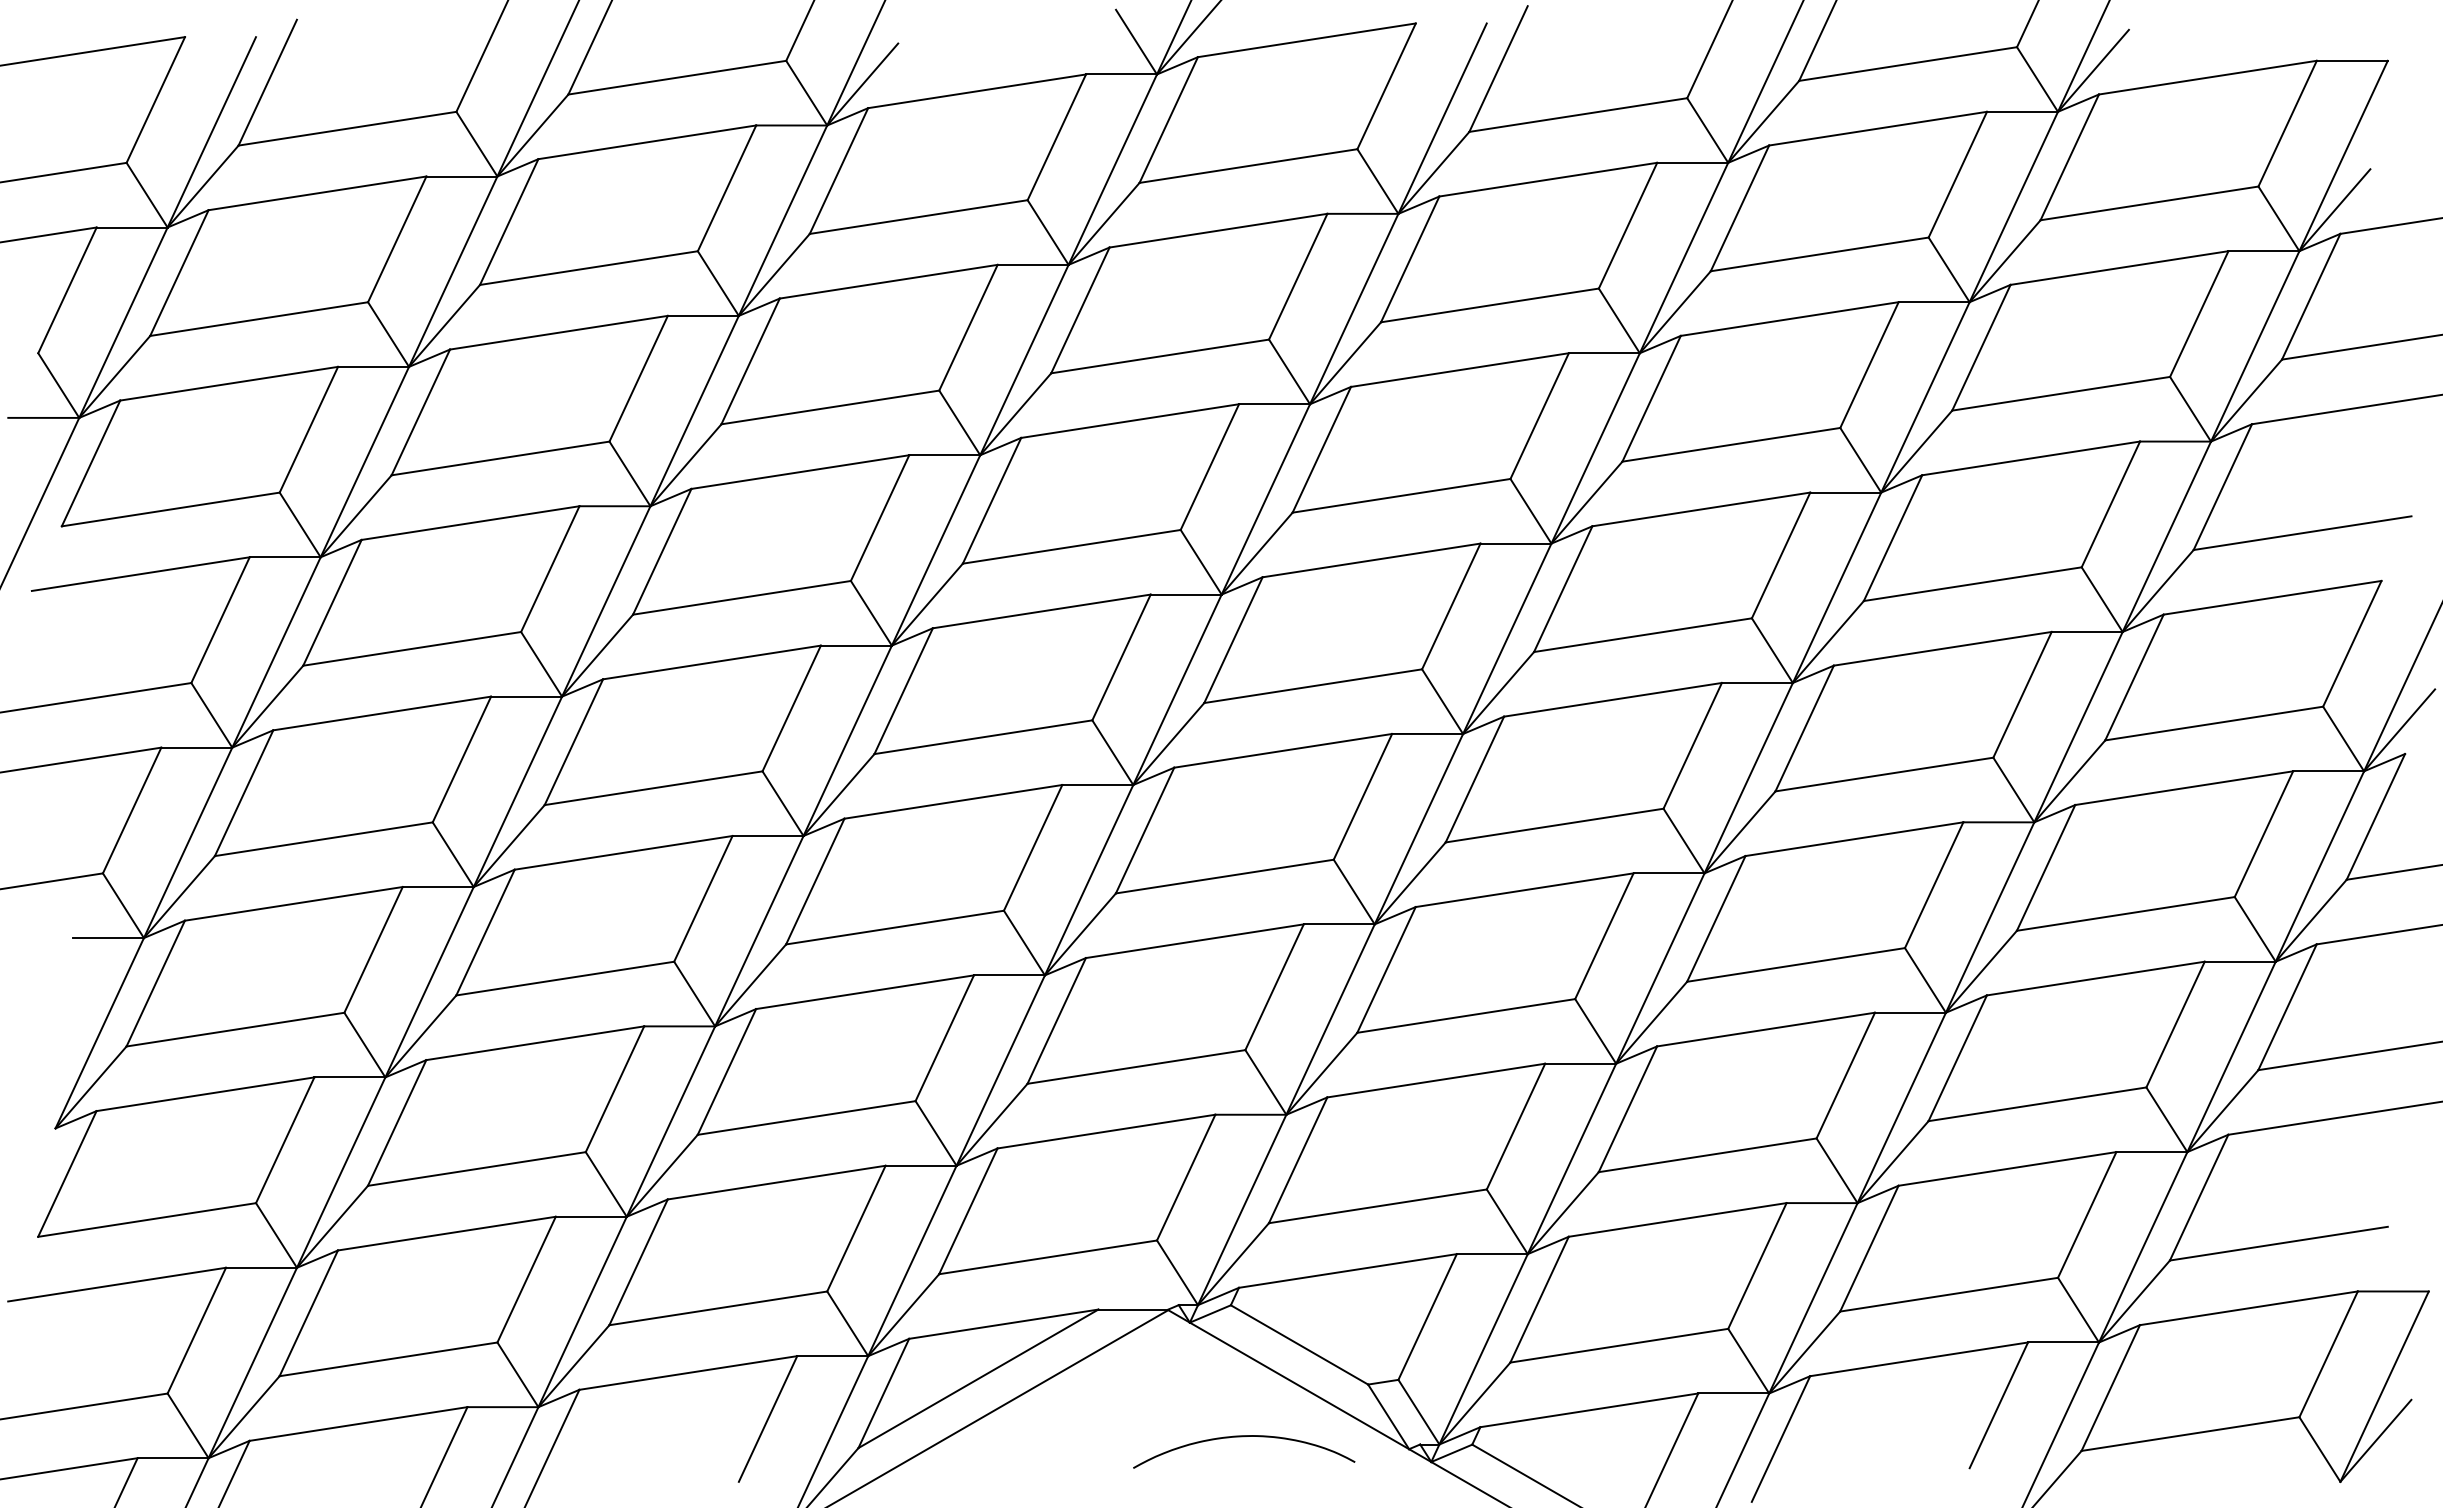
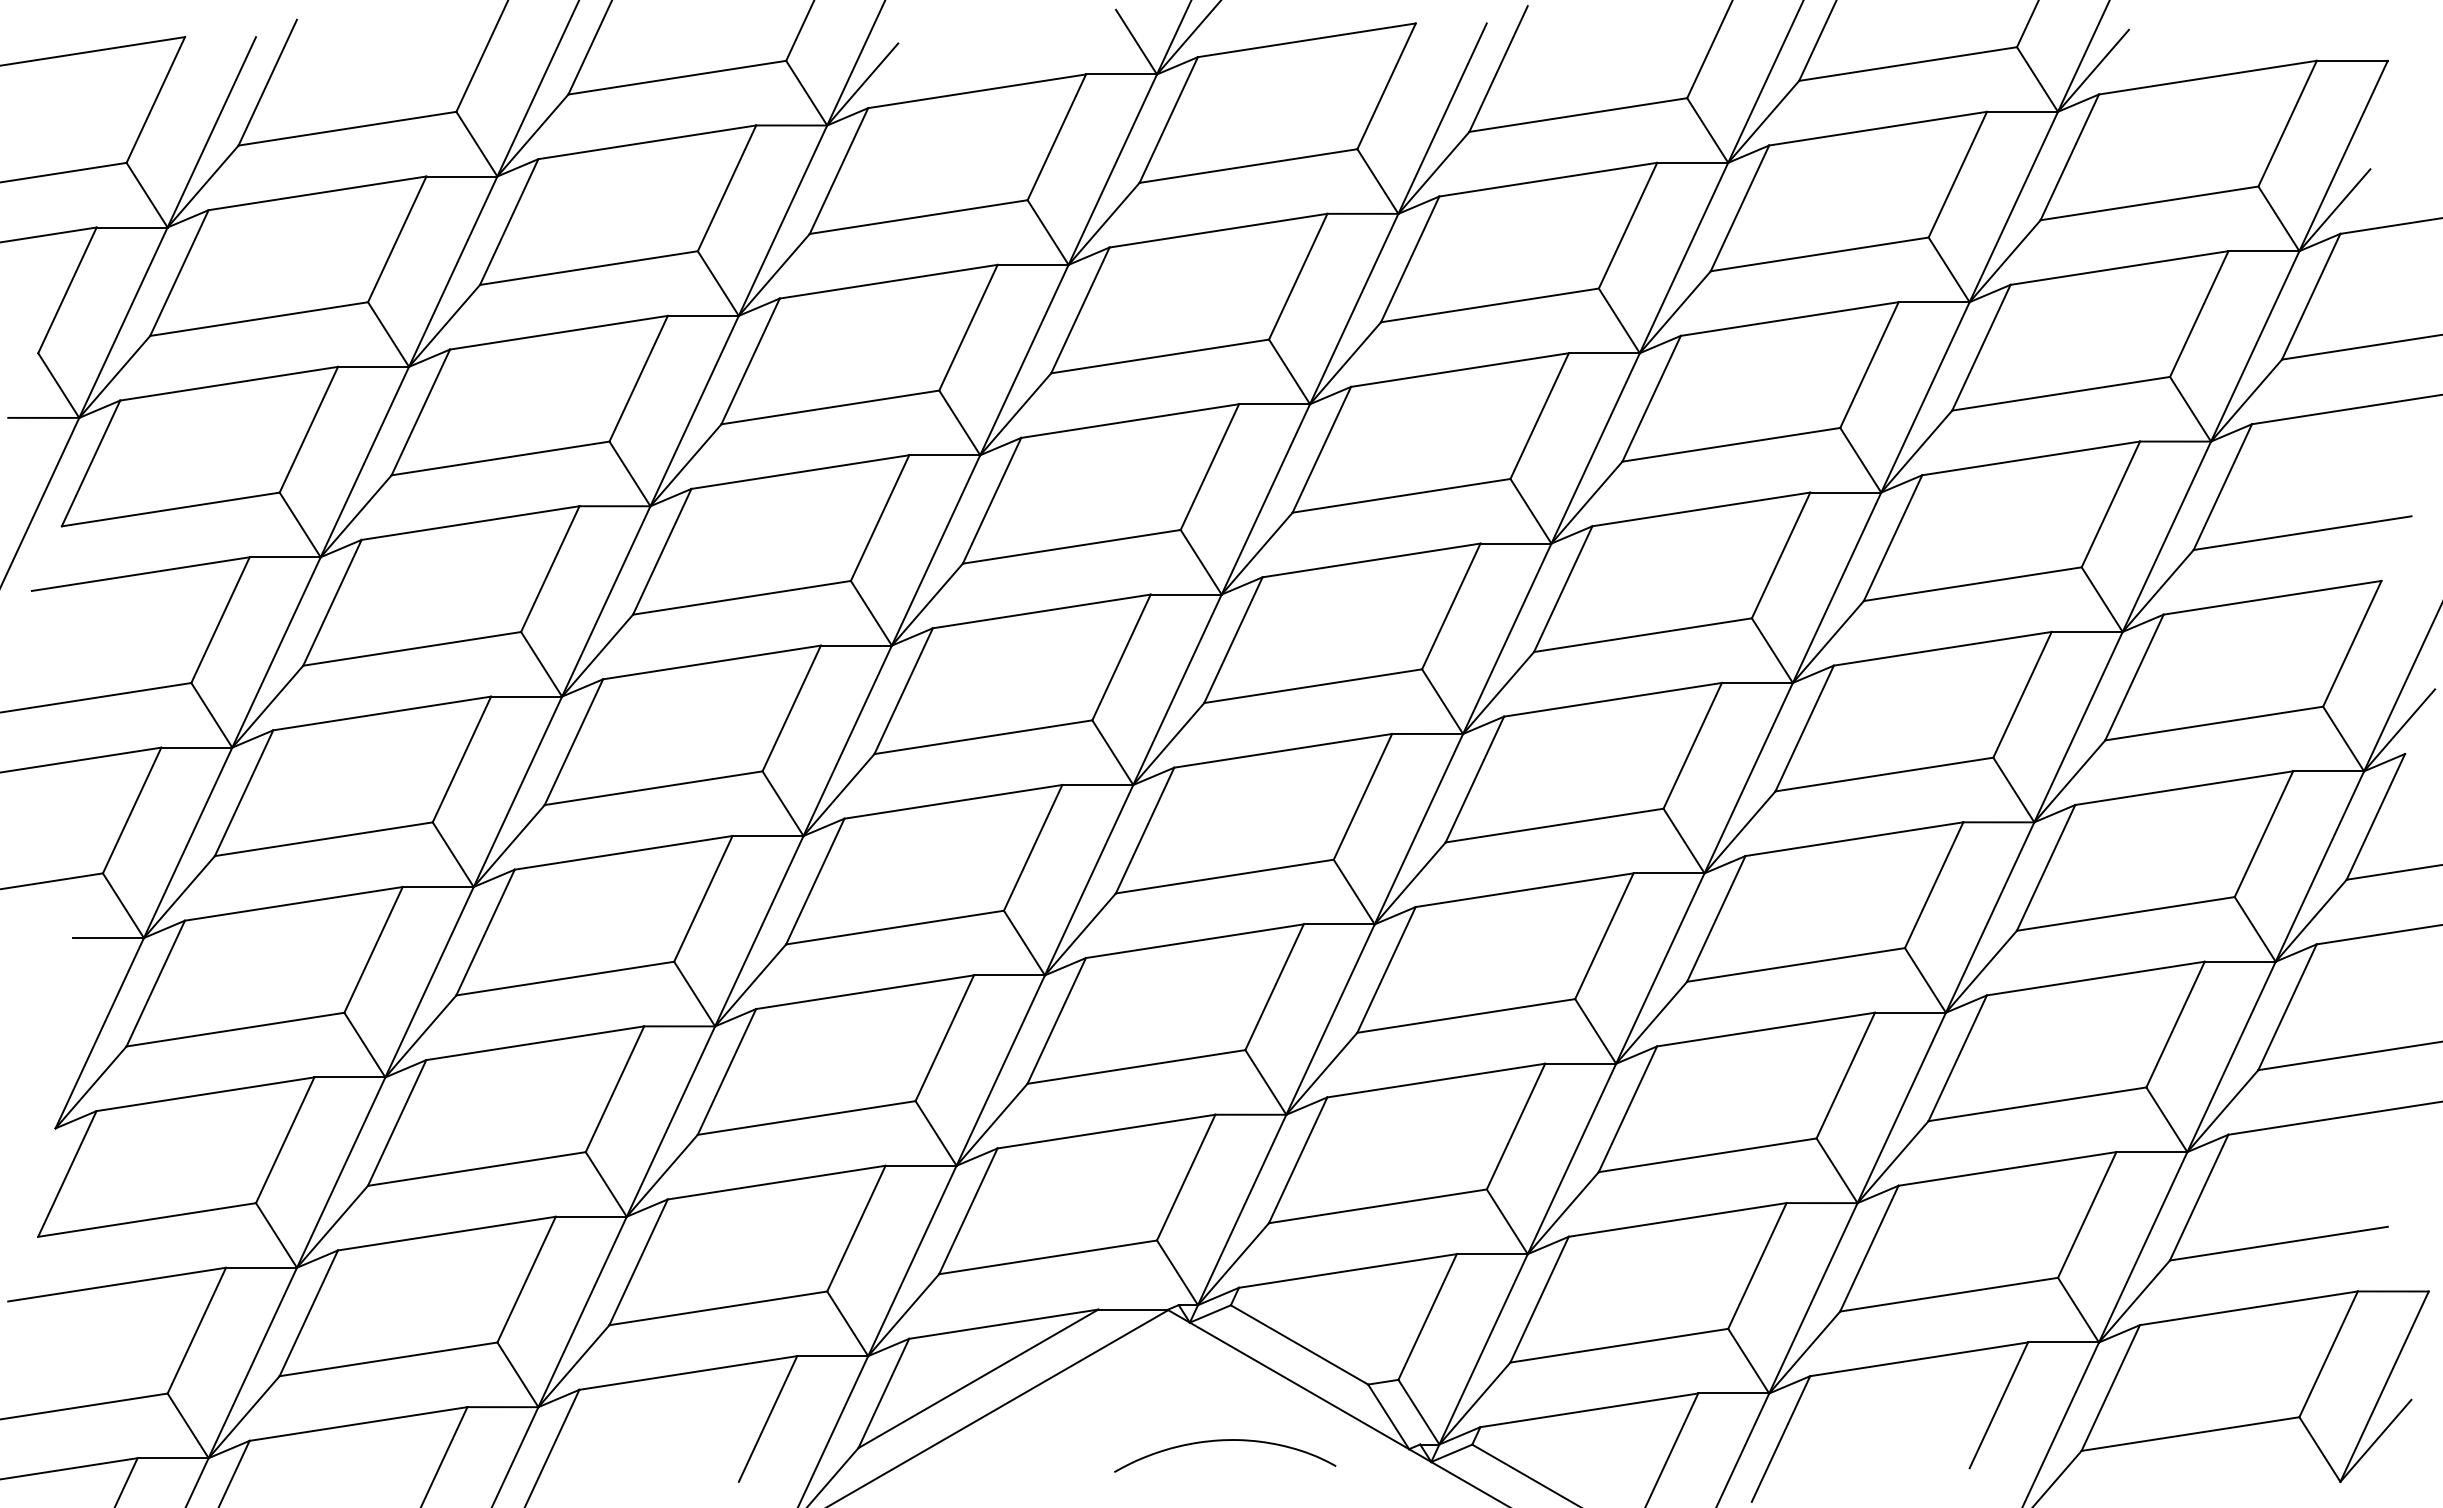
curve position: (1243, 1437) -> (1224, 1441) (1224, 1441)
